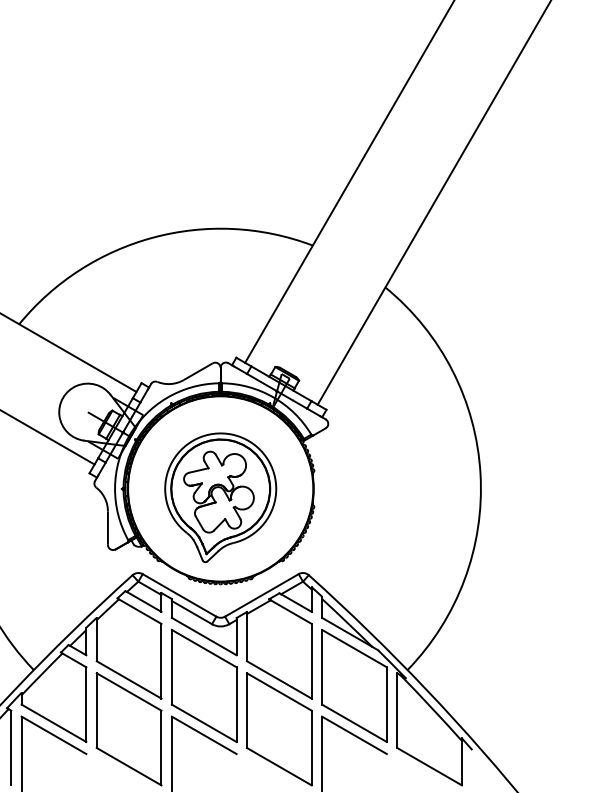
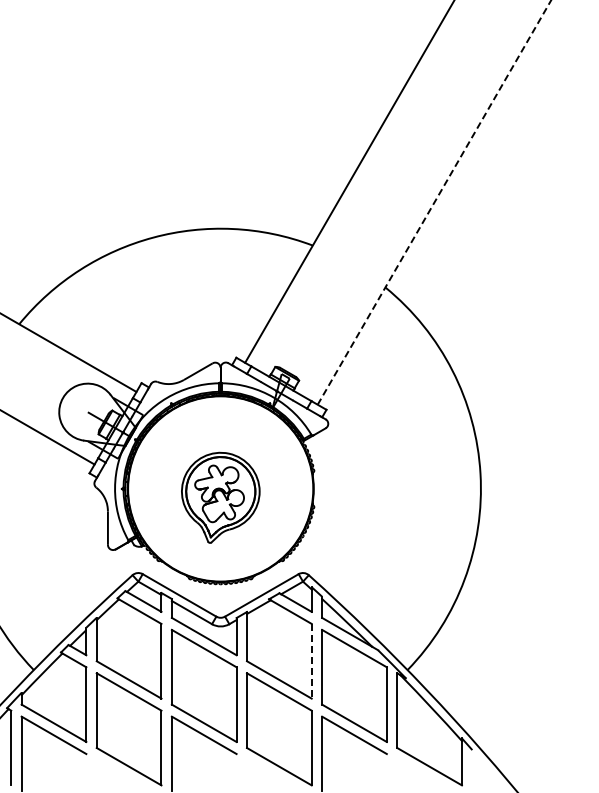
line: solid -> dashed (434, 202)
part size: 114x132 px -> 80x93 px (220, 497)
line: solid -> dashed (311, 661)
